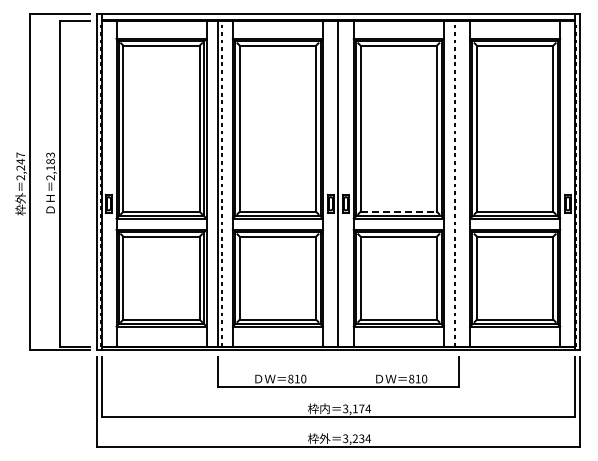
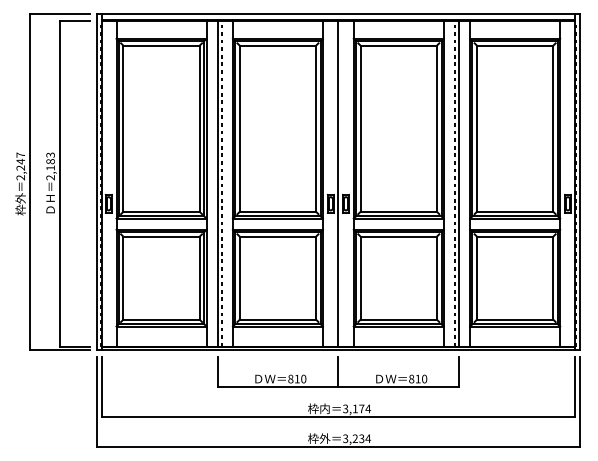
line: none -> present (459, 183)
line: dashed -> solid (399, 211)
line: none -> present (338, 371)
